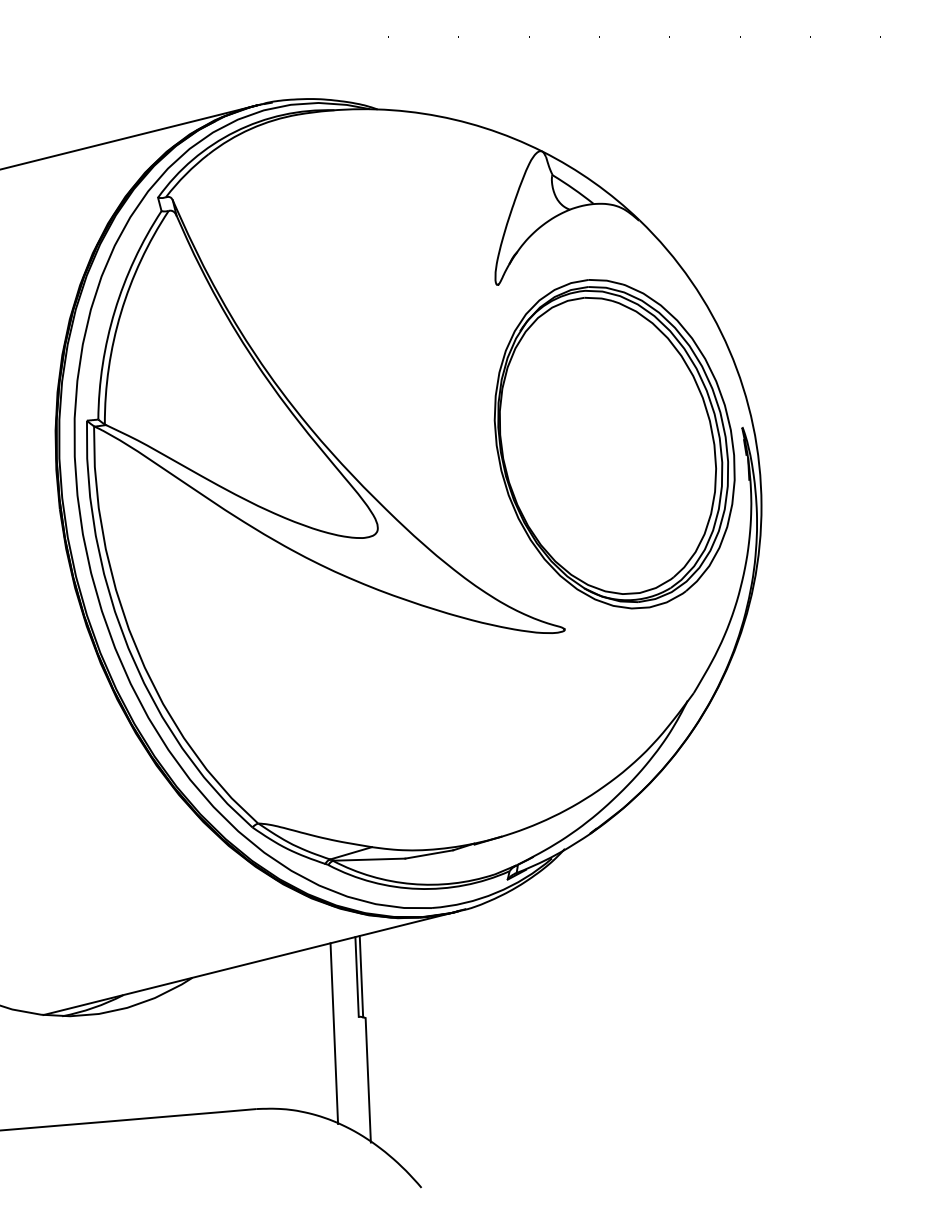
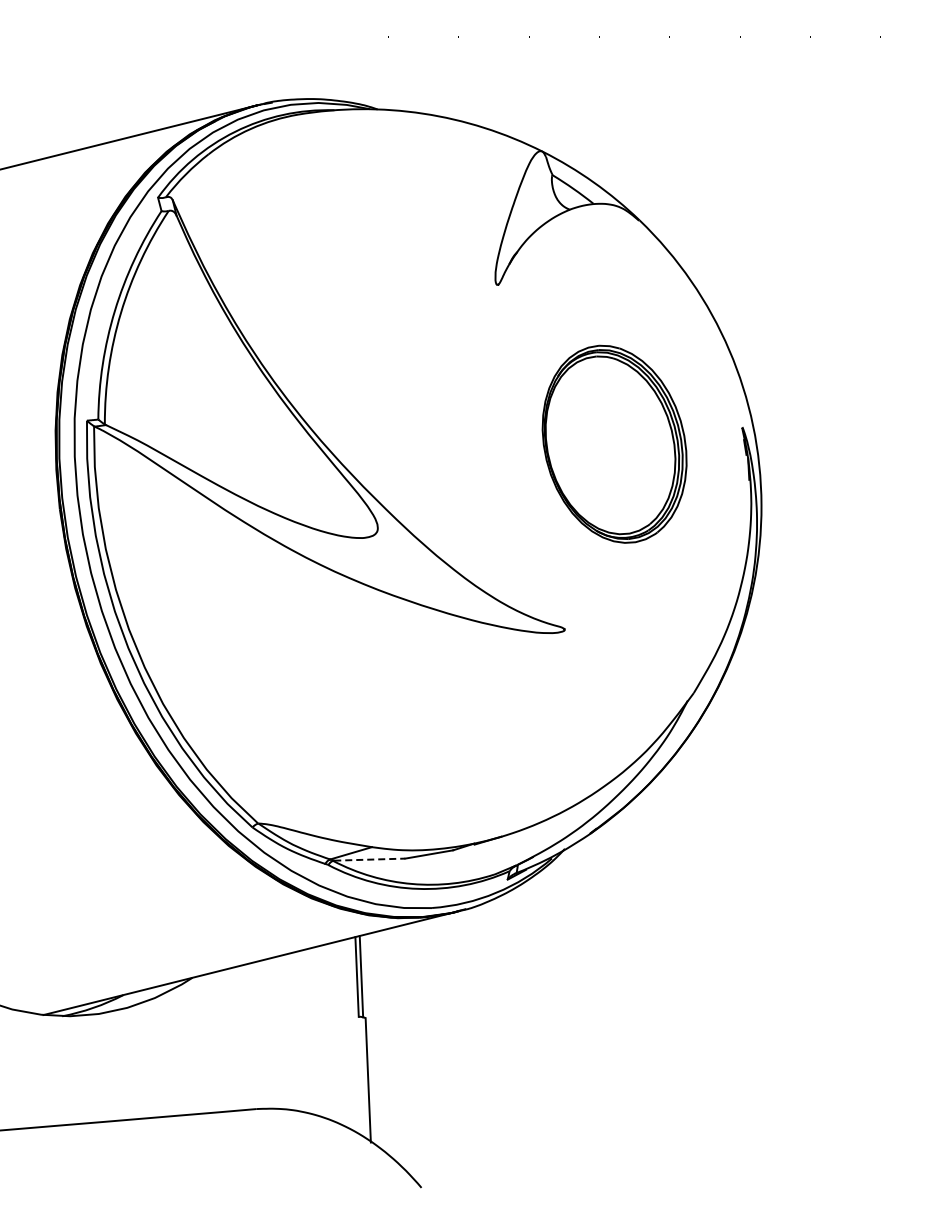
part size: 243x331 px -> 147x200 px (614, 443)
line: solid -> dashed (369, 859)
line: present -> none (334, 1033)
